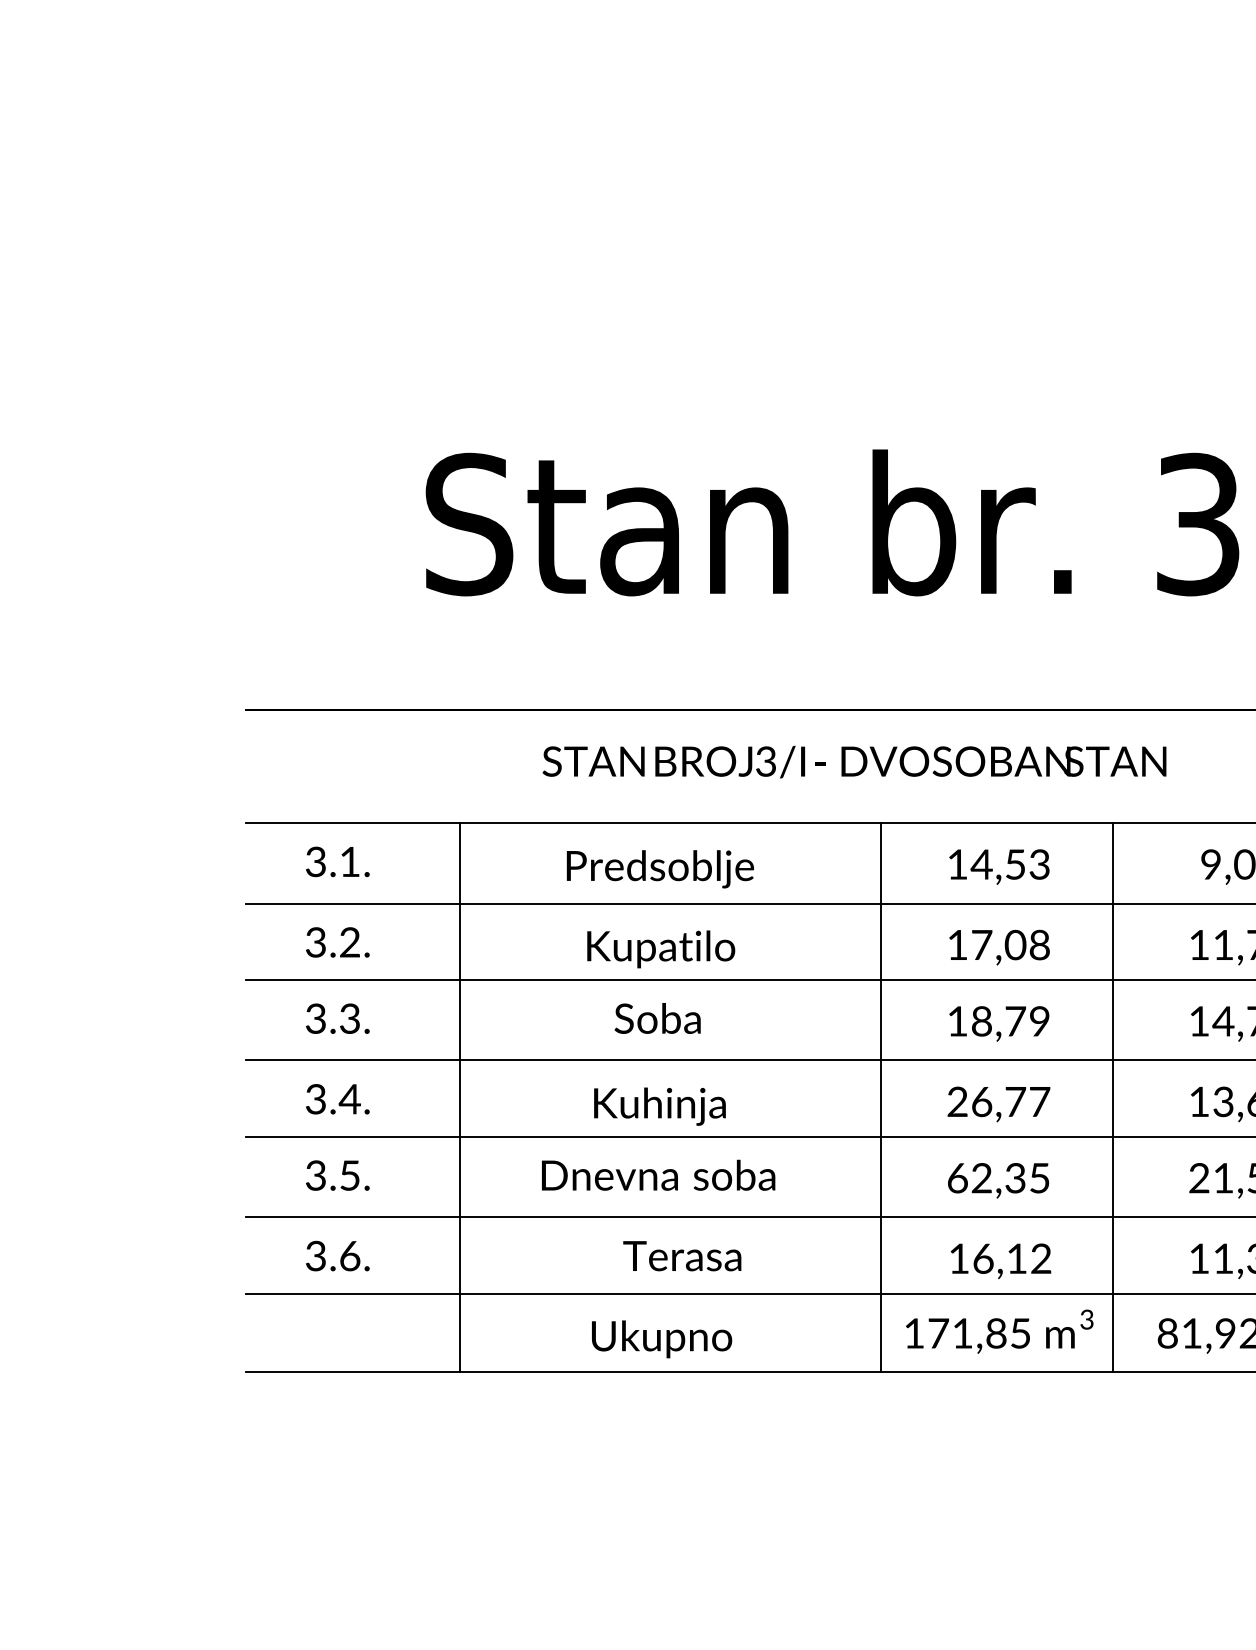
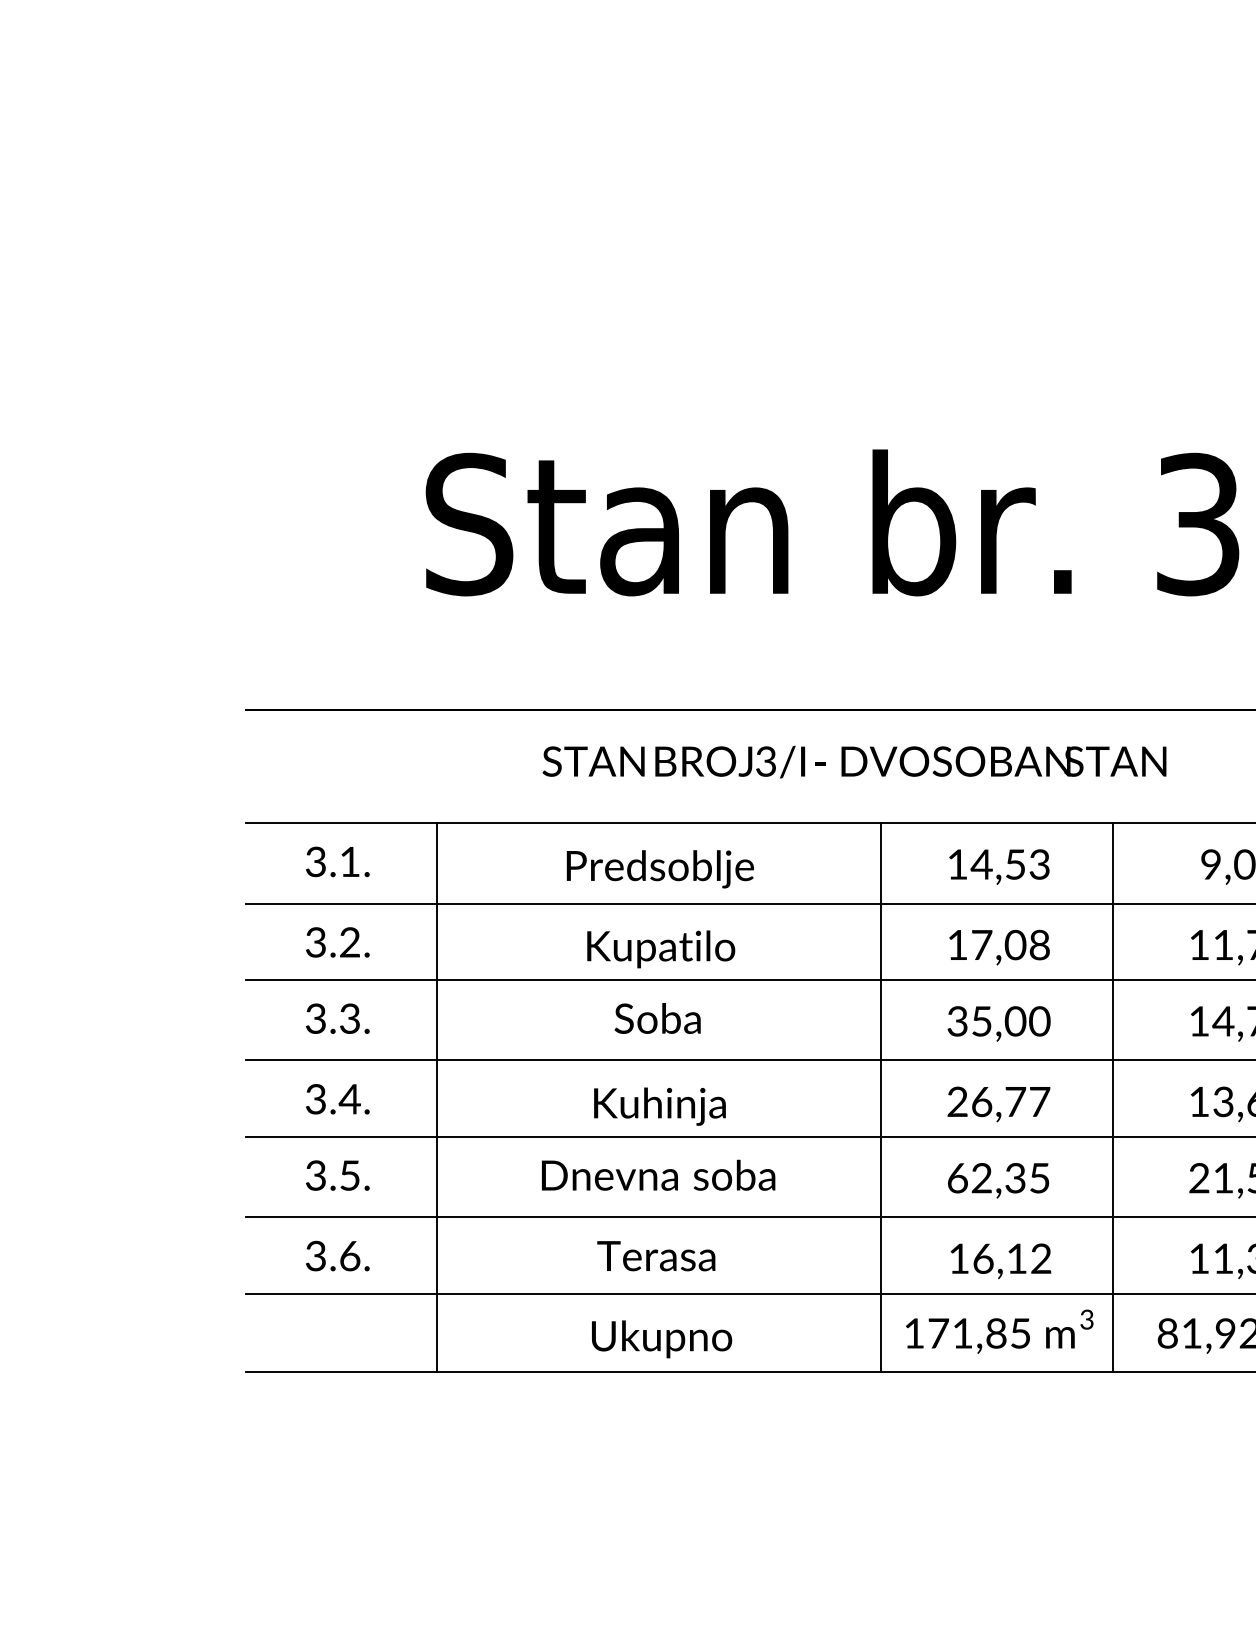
text: 18,79 -> 35,00 (998, 1021)
line position: (460, 1097) -> (437, 1097) (437, 1097)
text position: (682, 1256) -> (656, 1256) (656, 1256)
